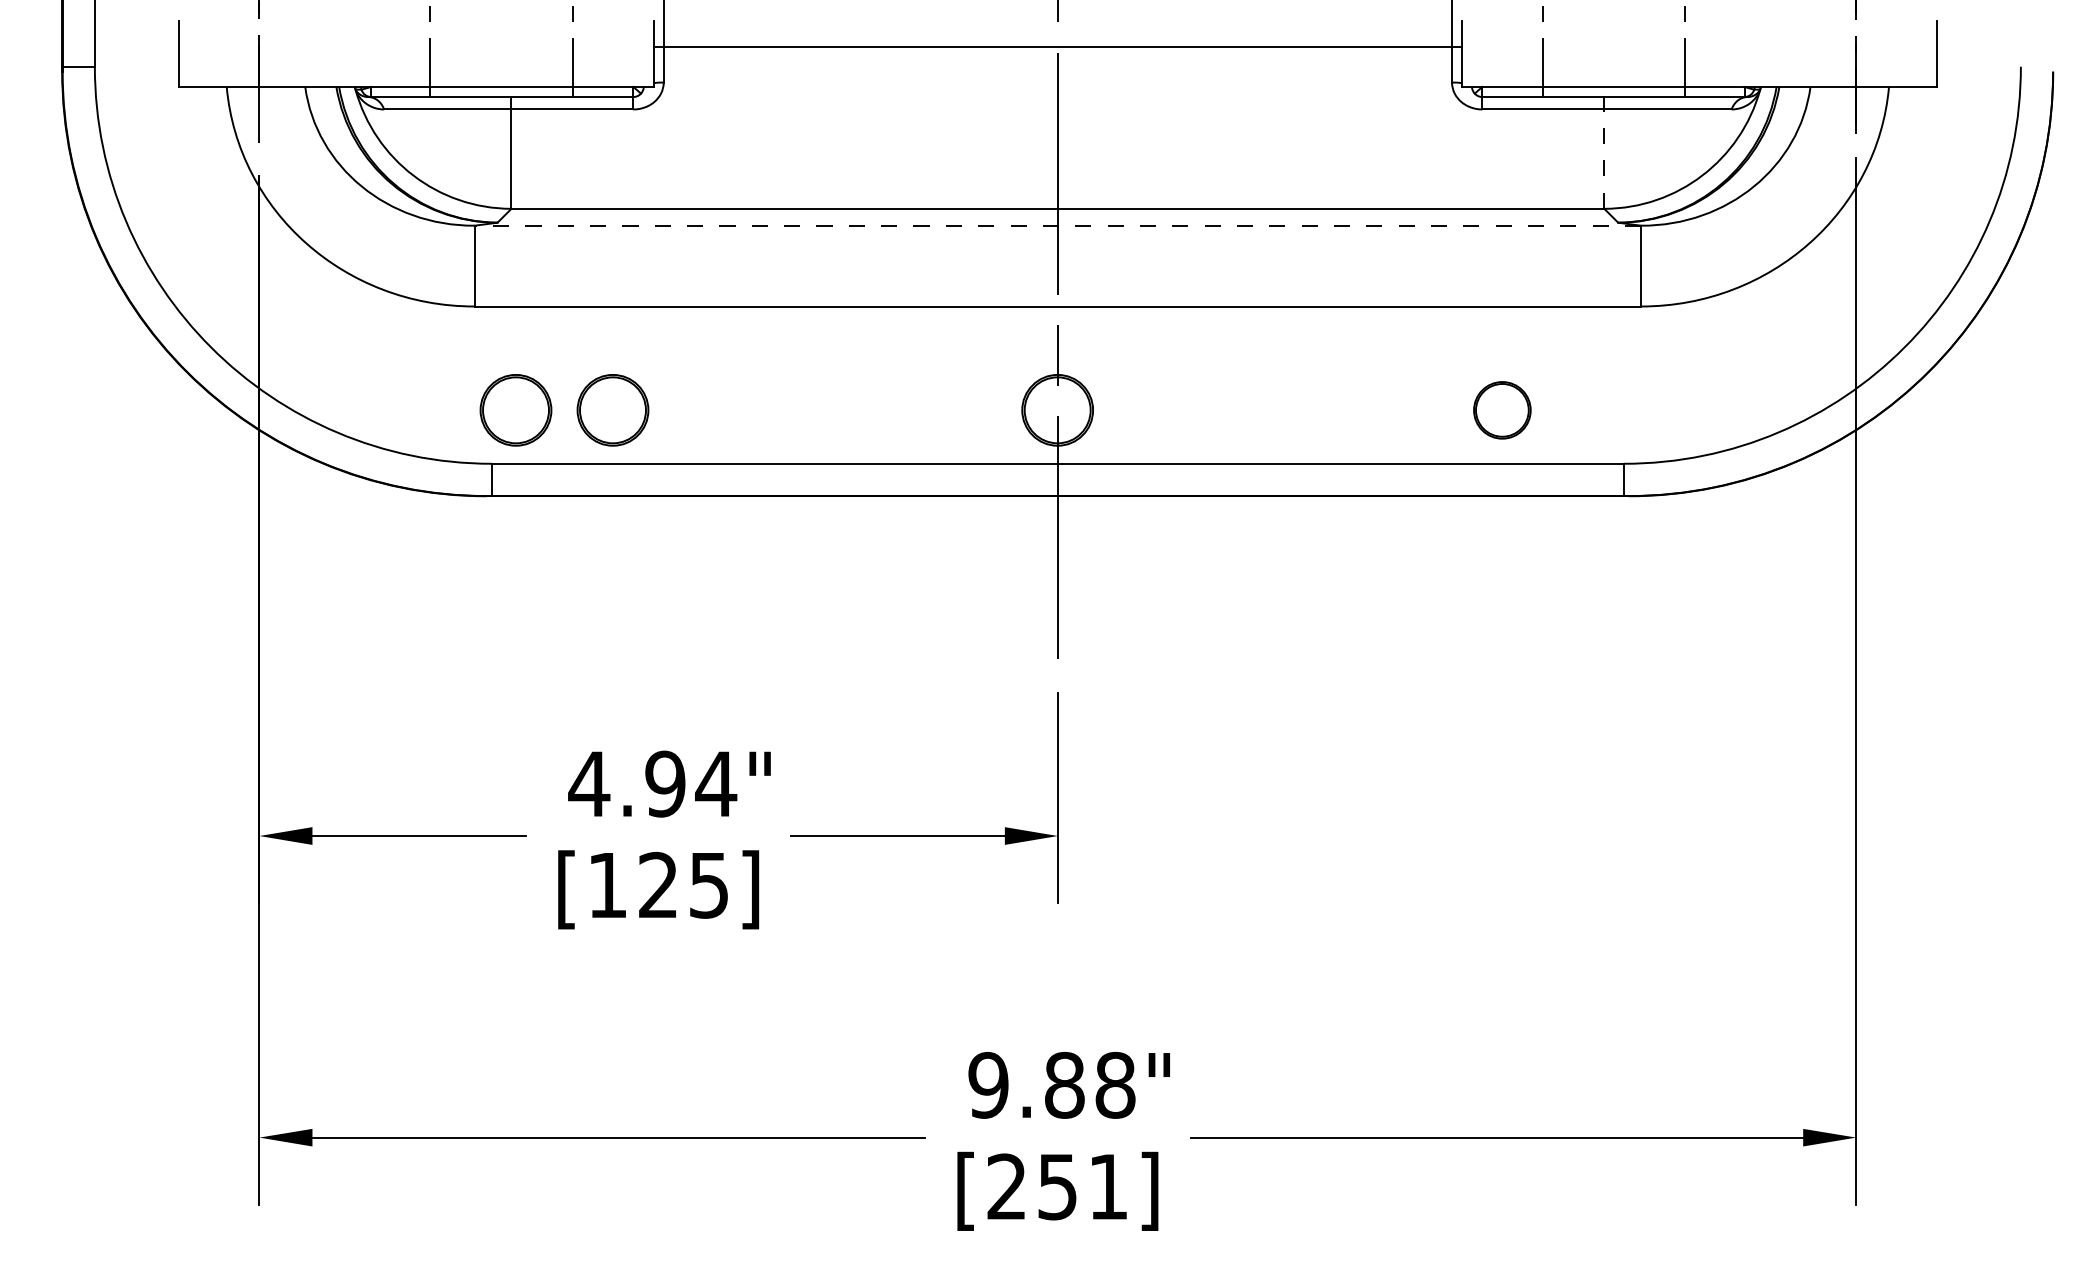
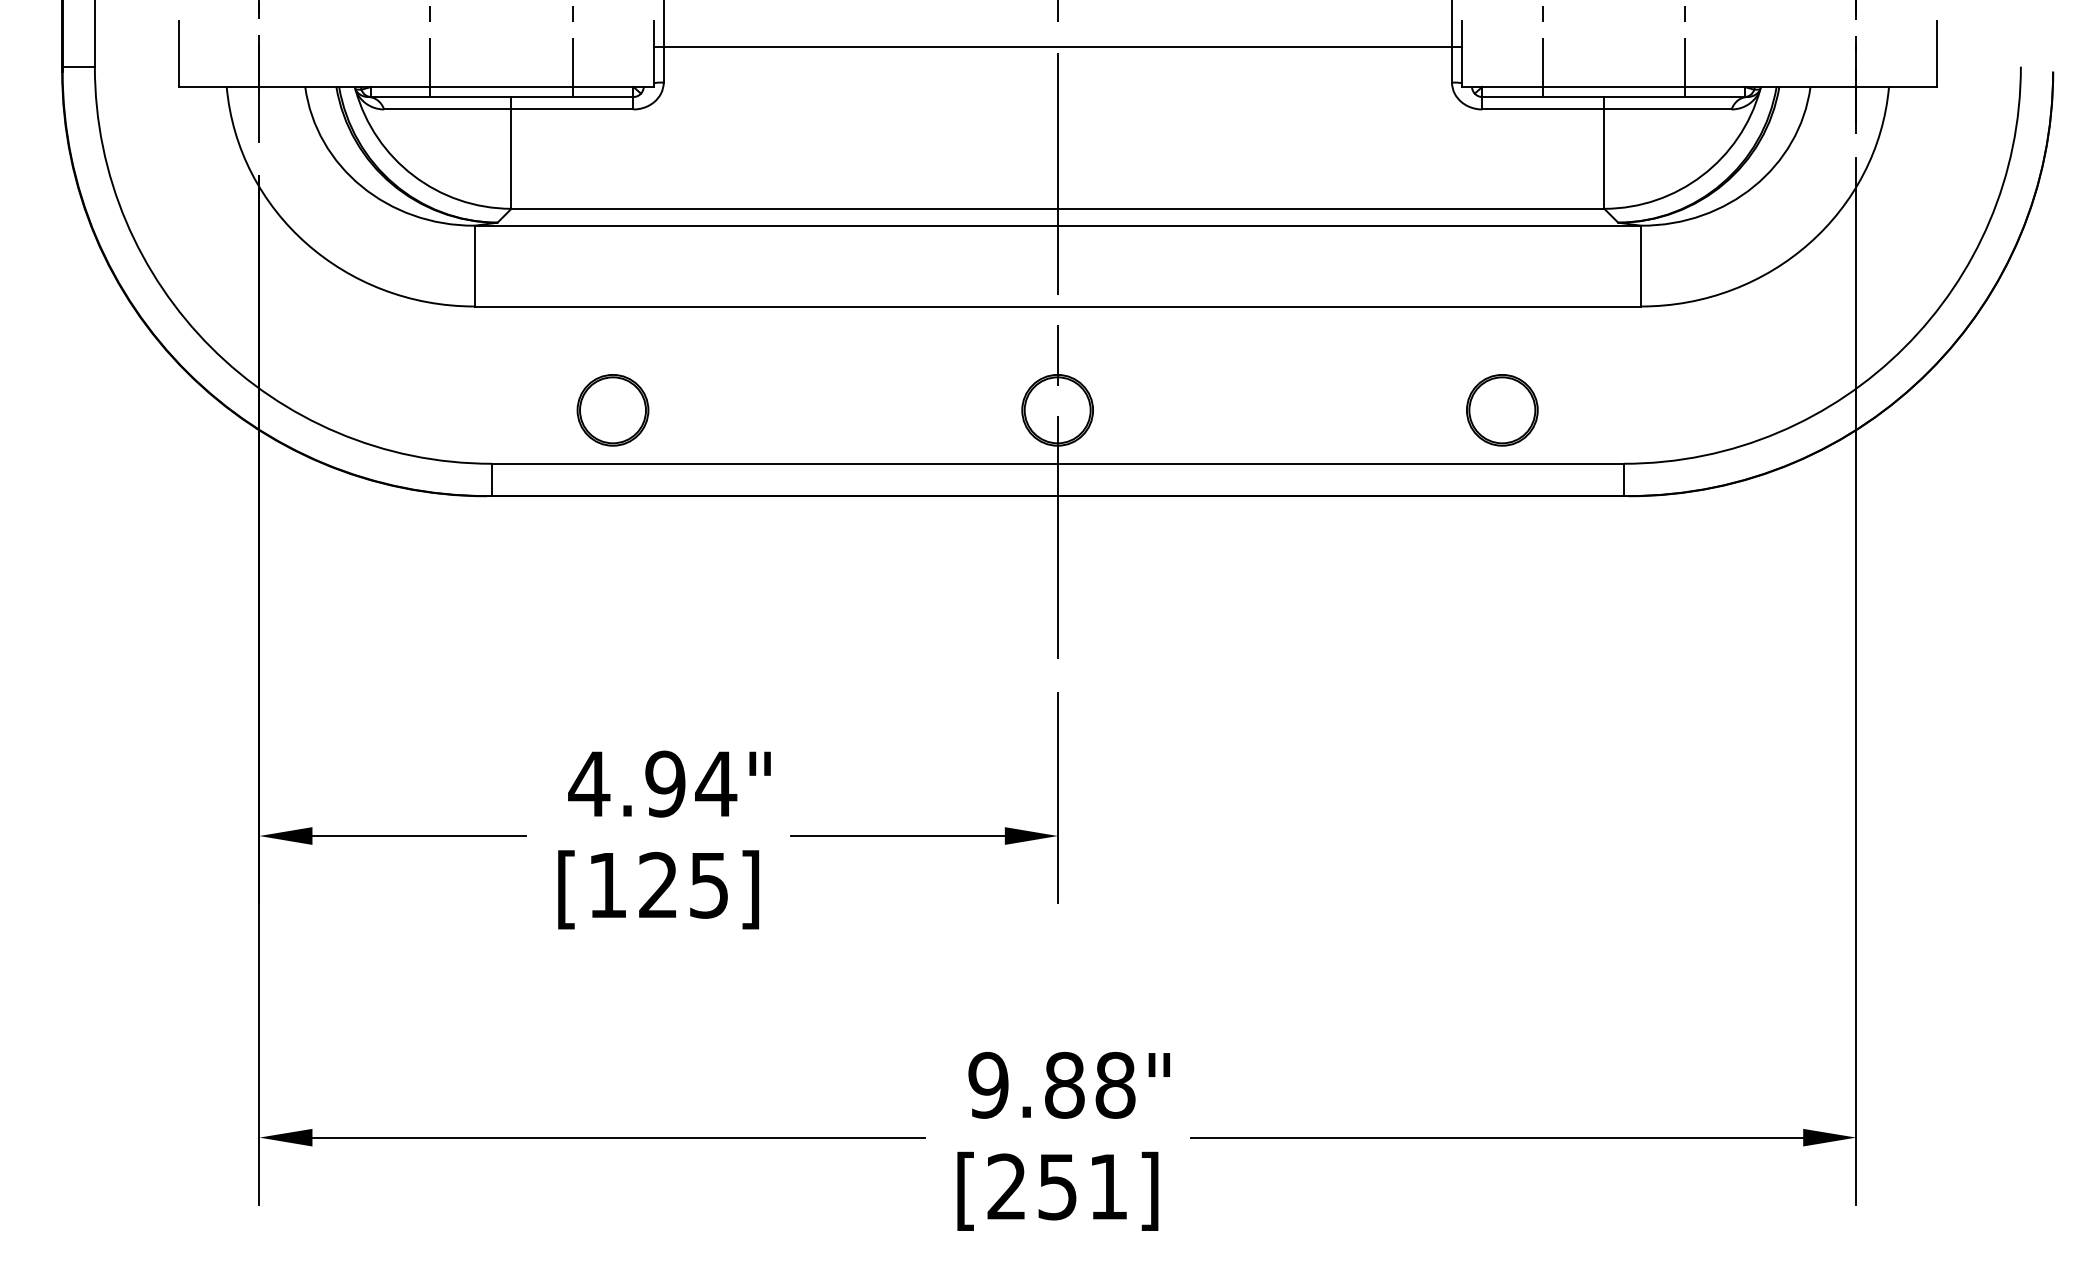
line: dashed -> solid (1604, 159)
line: dashed -> solid (1057, 225)
part: present -> none (515, 410)
part size: 59x59 px -> 73x73 px (1502, 410)
